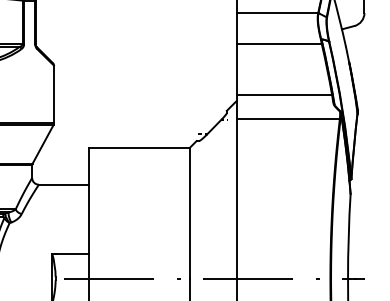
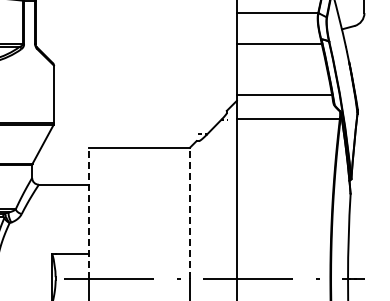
line: solid -> dashed (89, 212)
line: solid -> dashed (189, 212)
